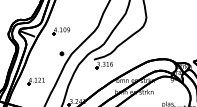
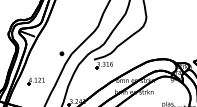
part: present -> none (61, 31)
